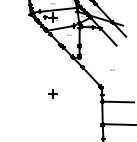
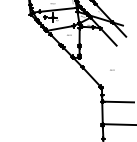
part: present -> none (52, 93)
